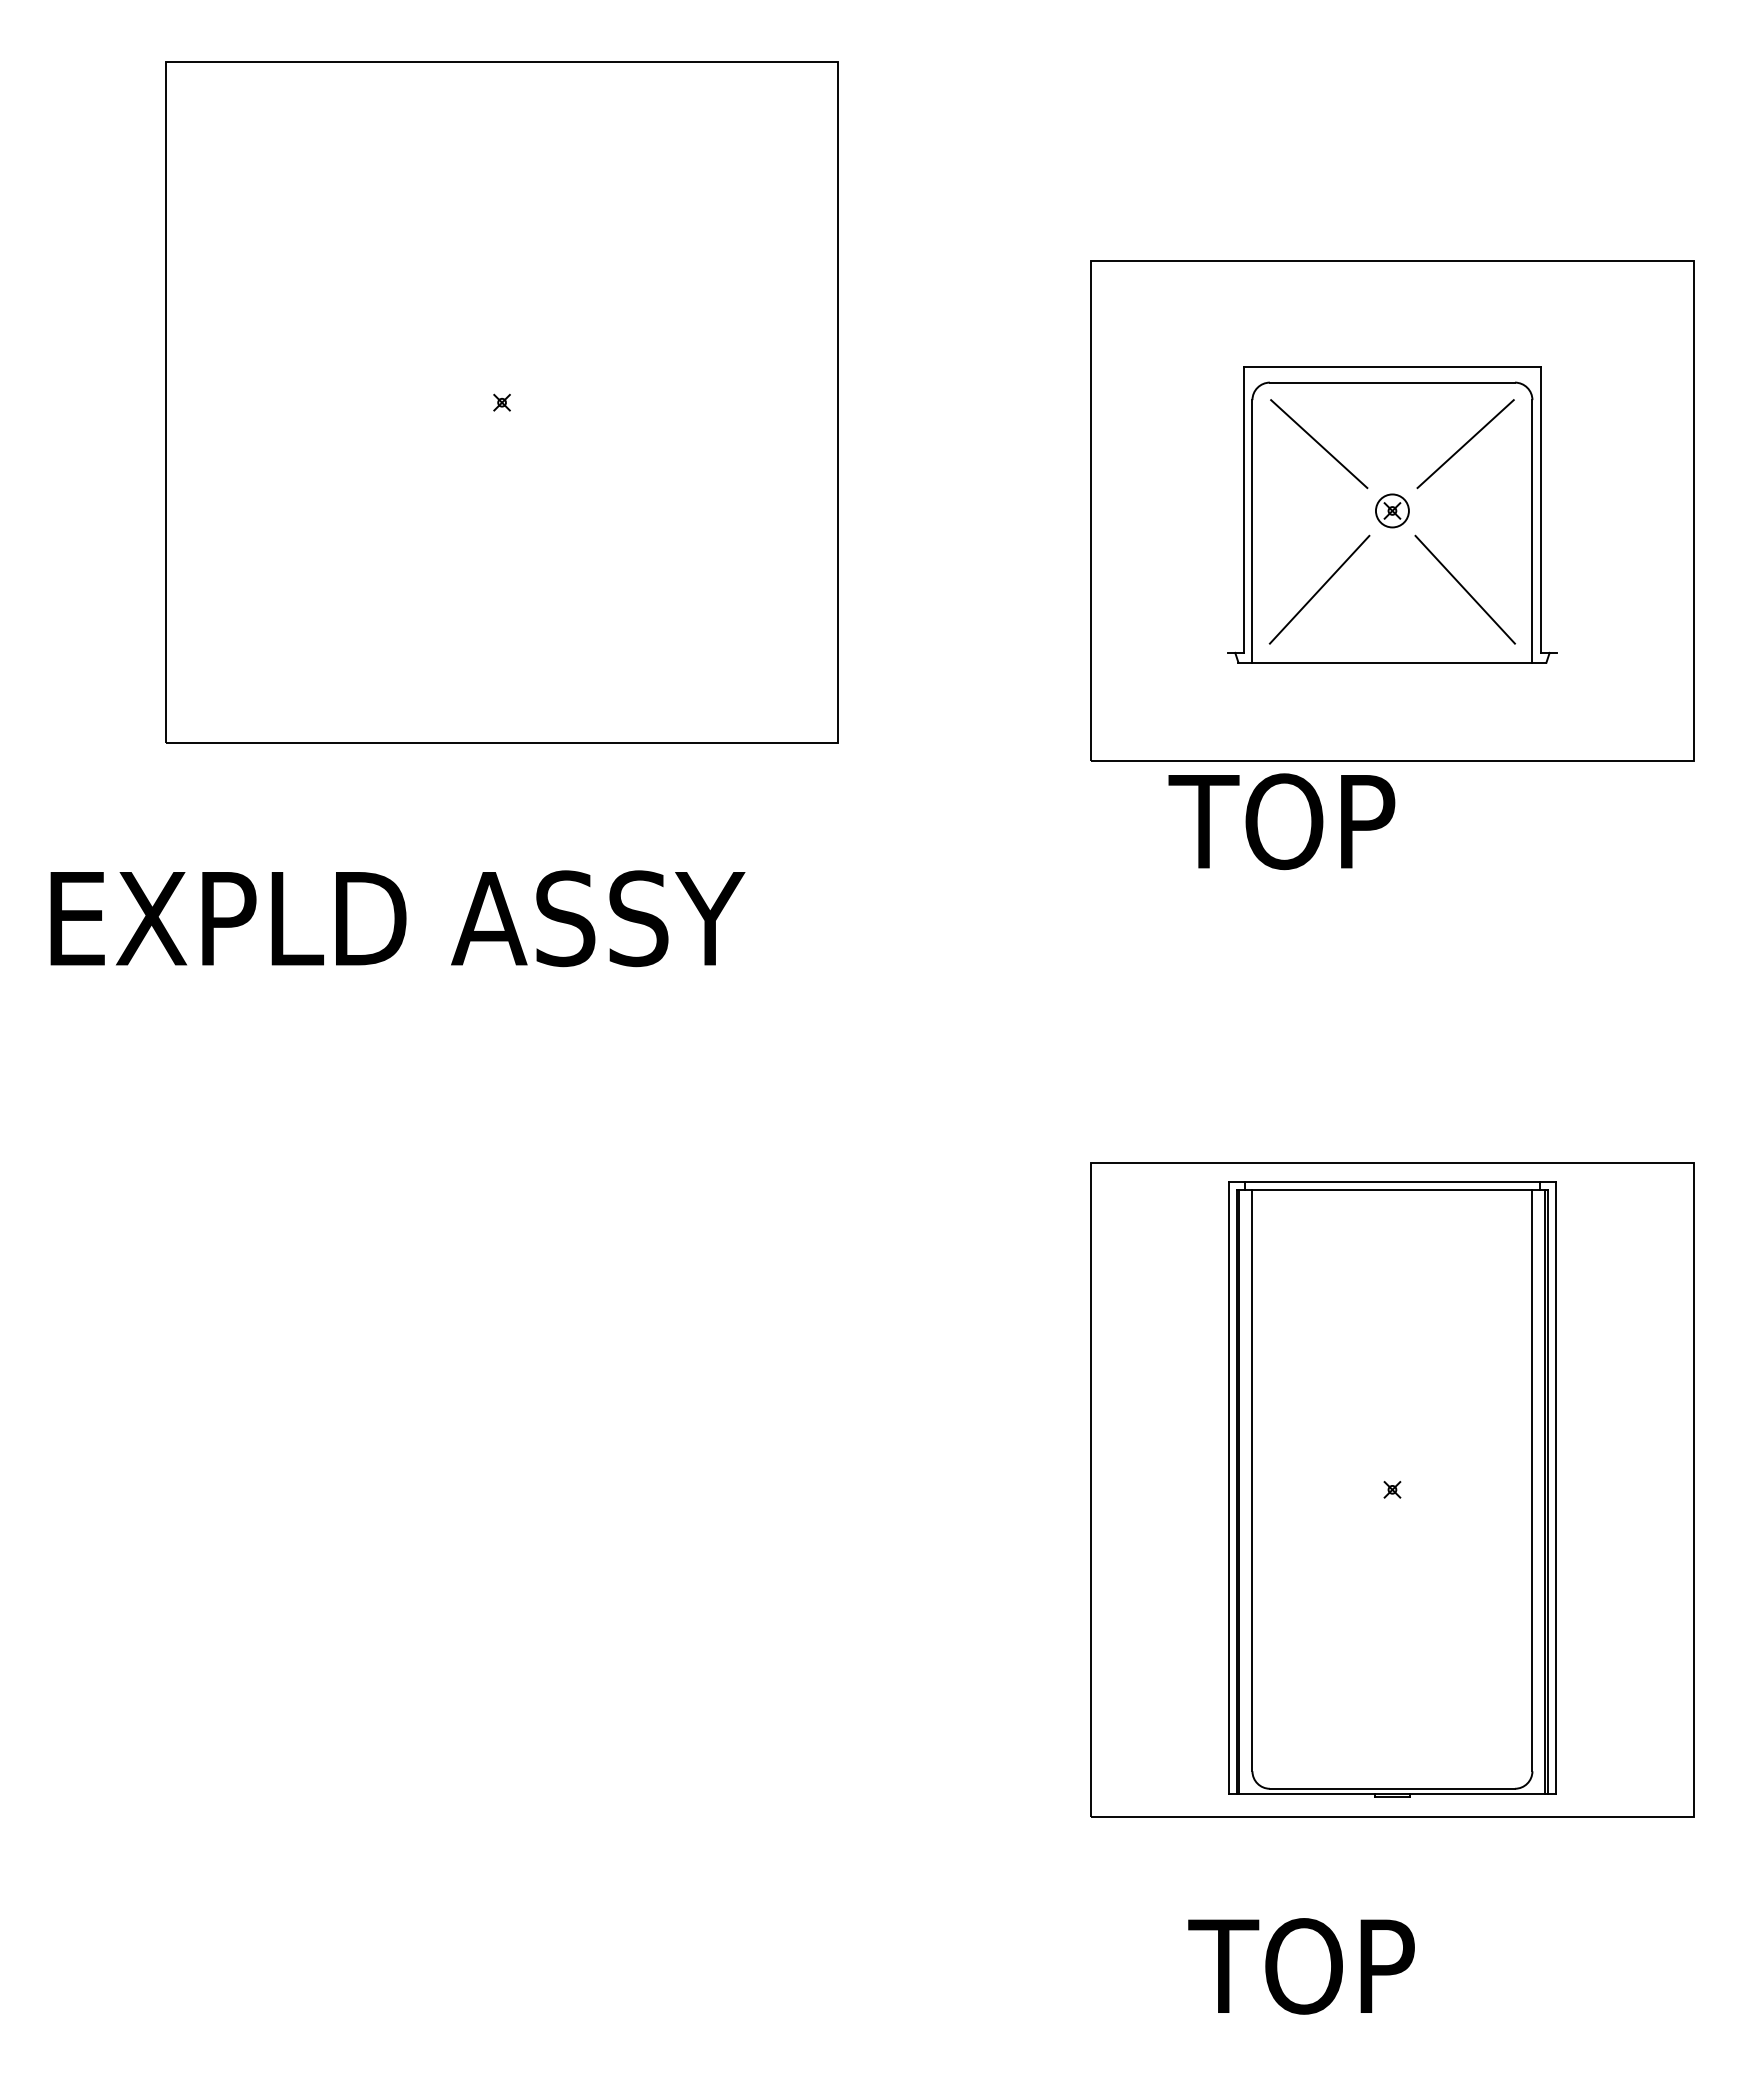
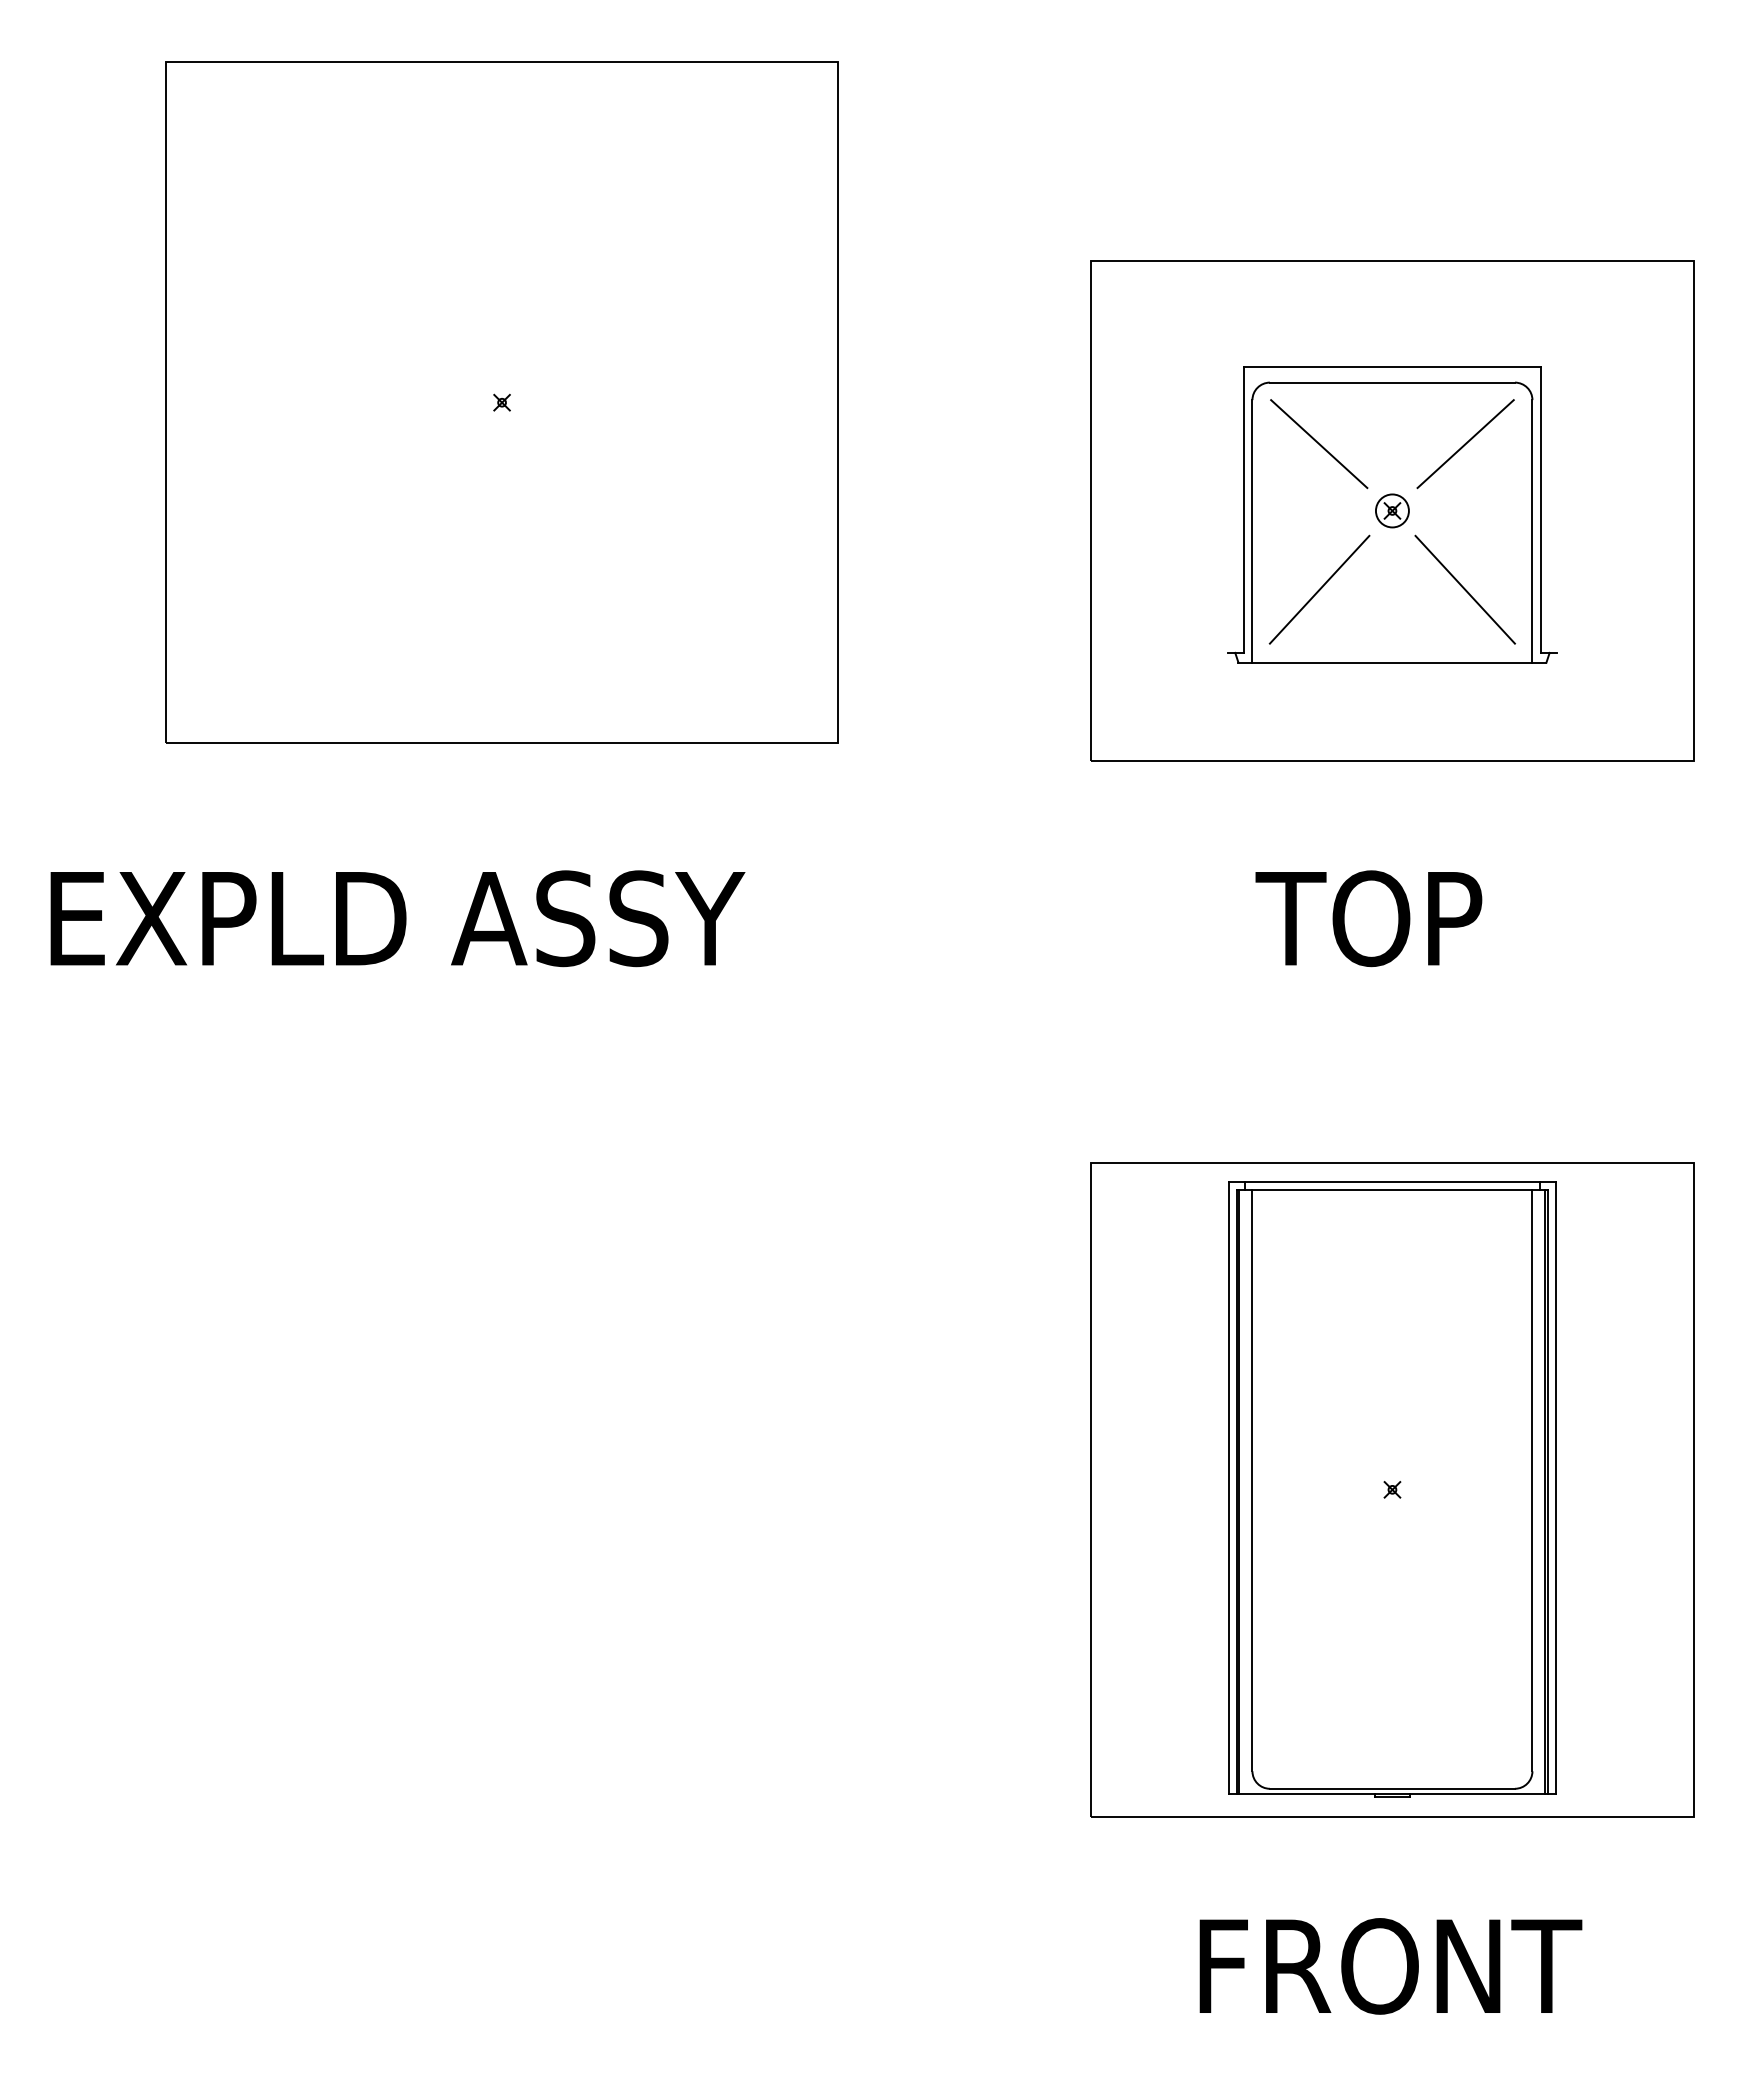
text position: (1281, 821) -> (1368, 918) (1368, 918)
text: TOP -> FRONT (1385, 1966)
